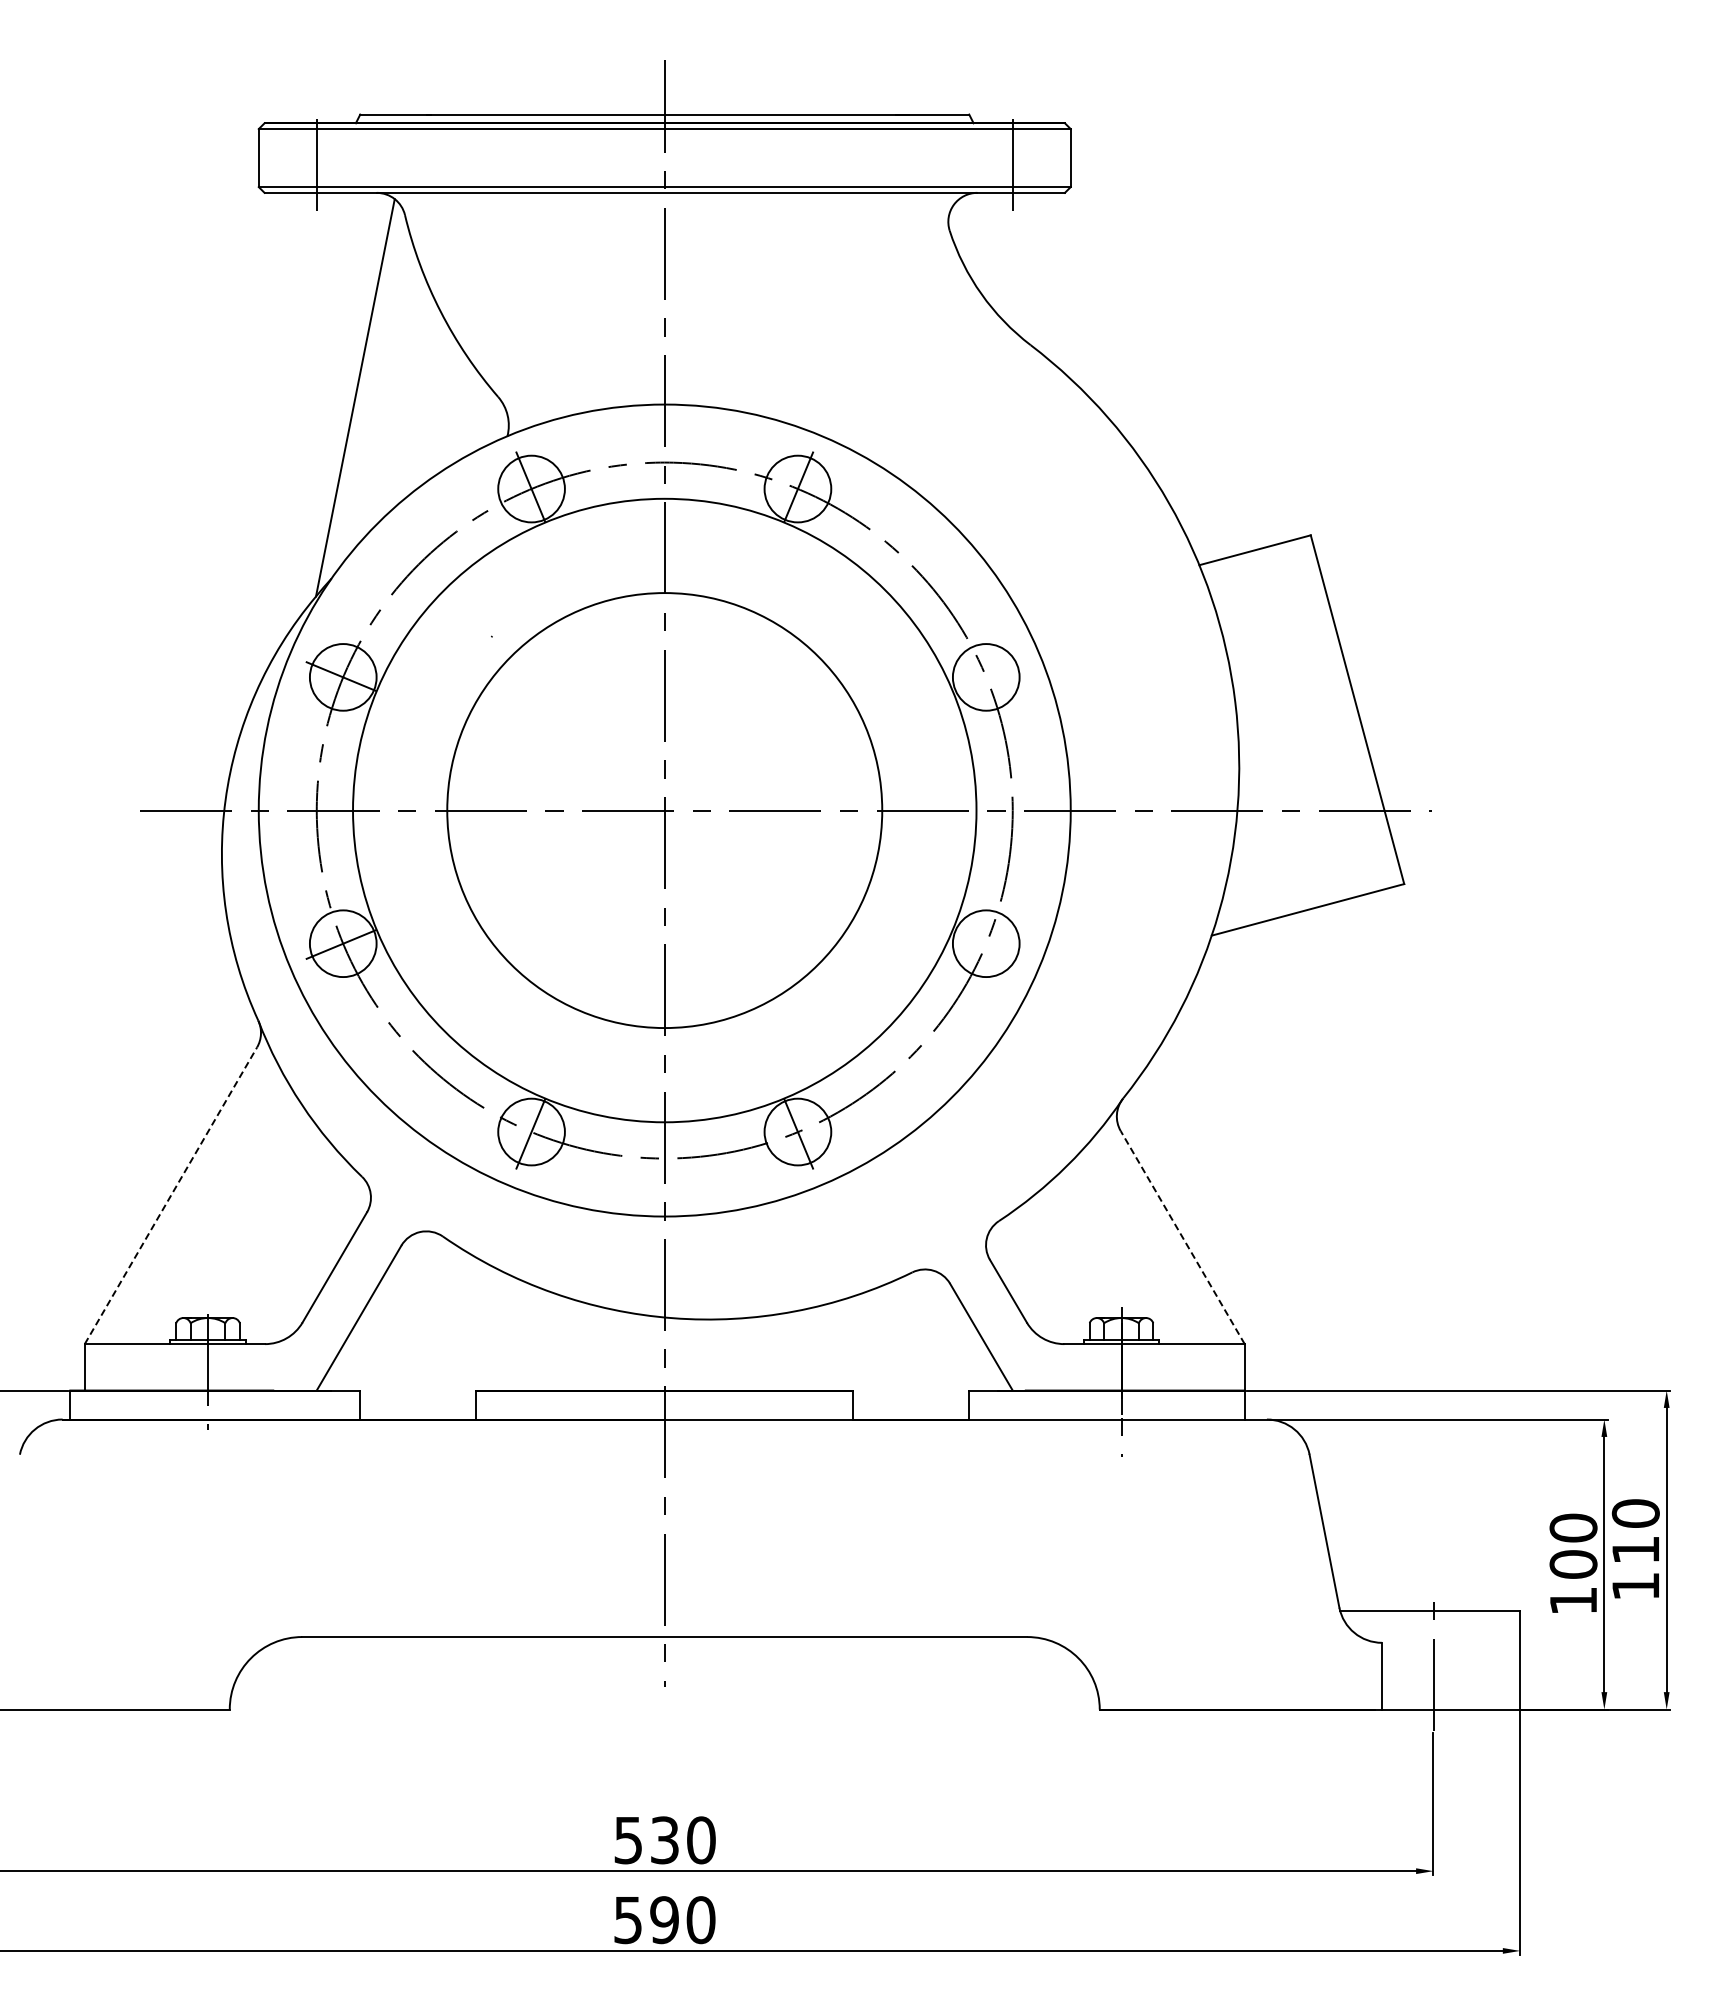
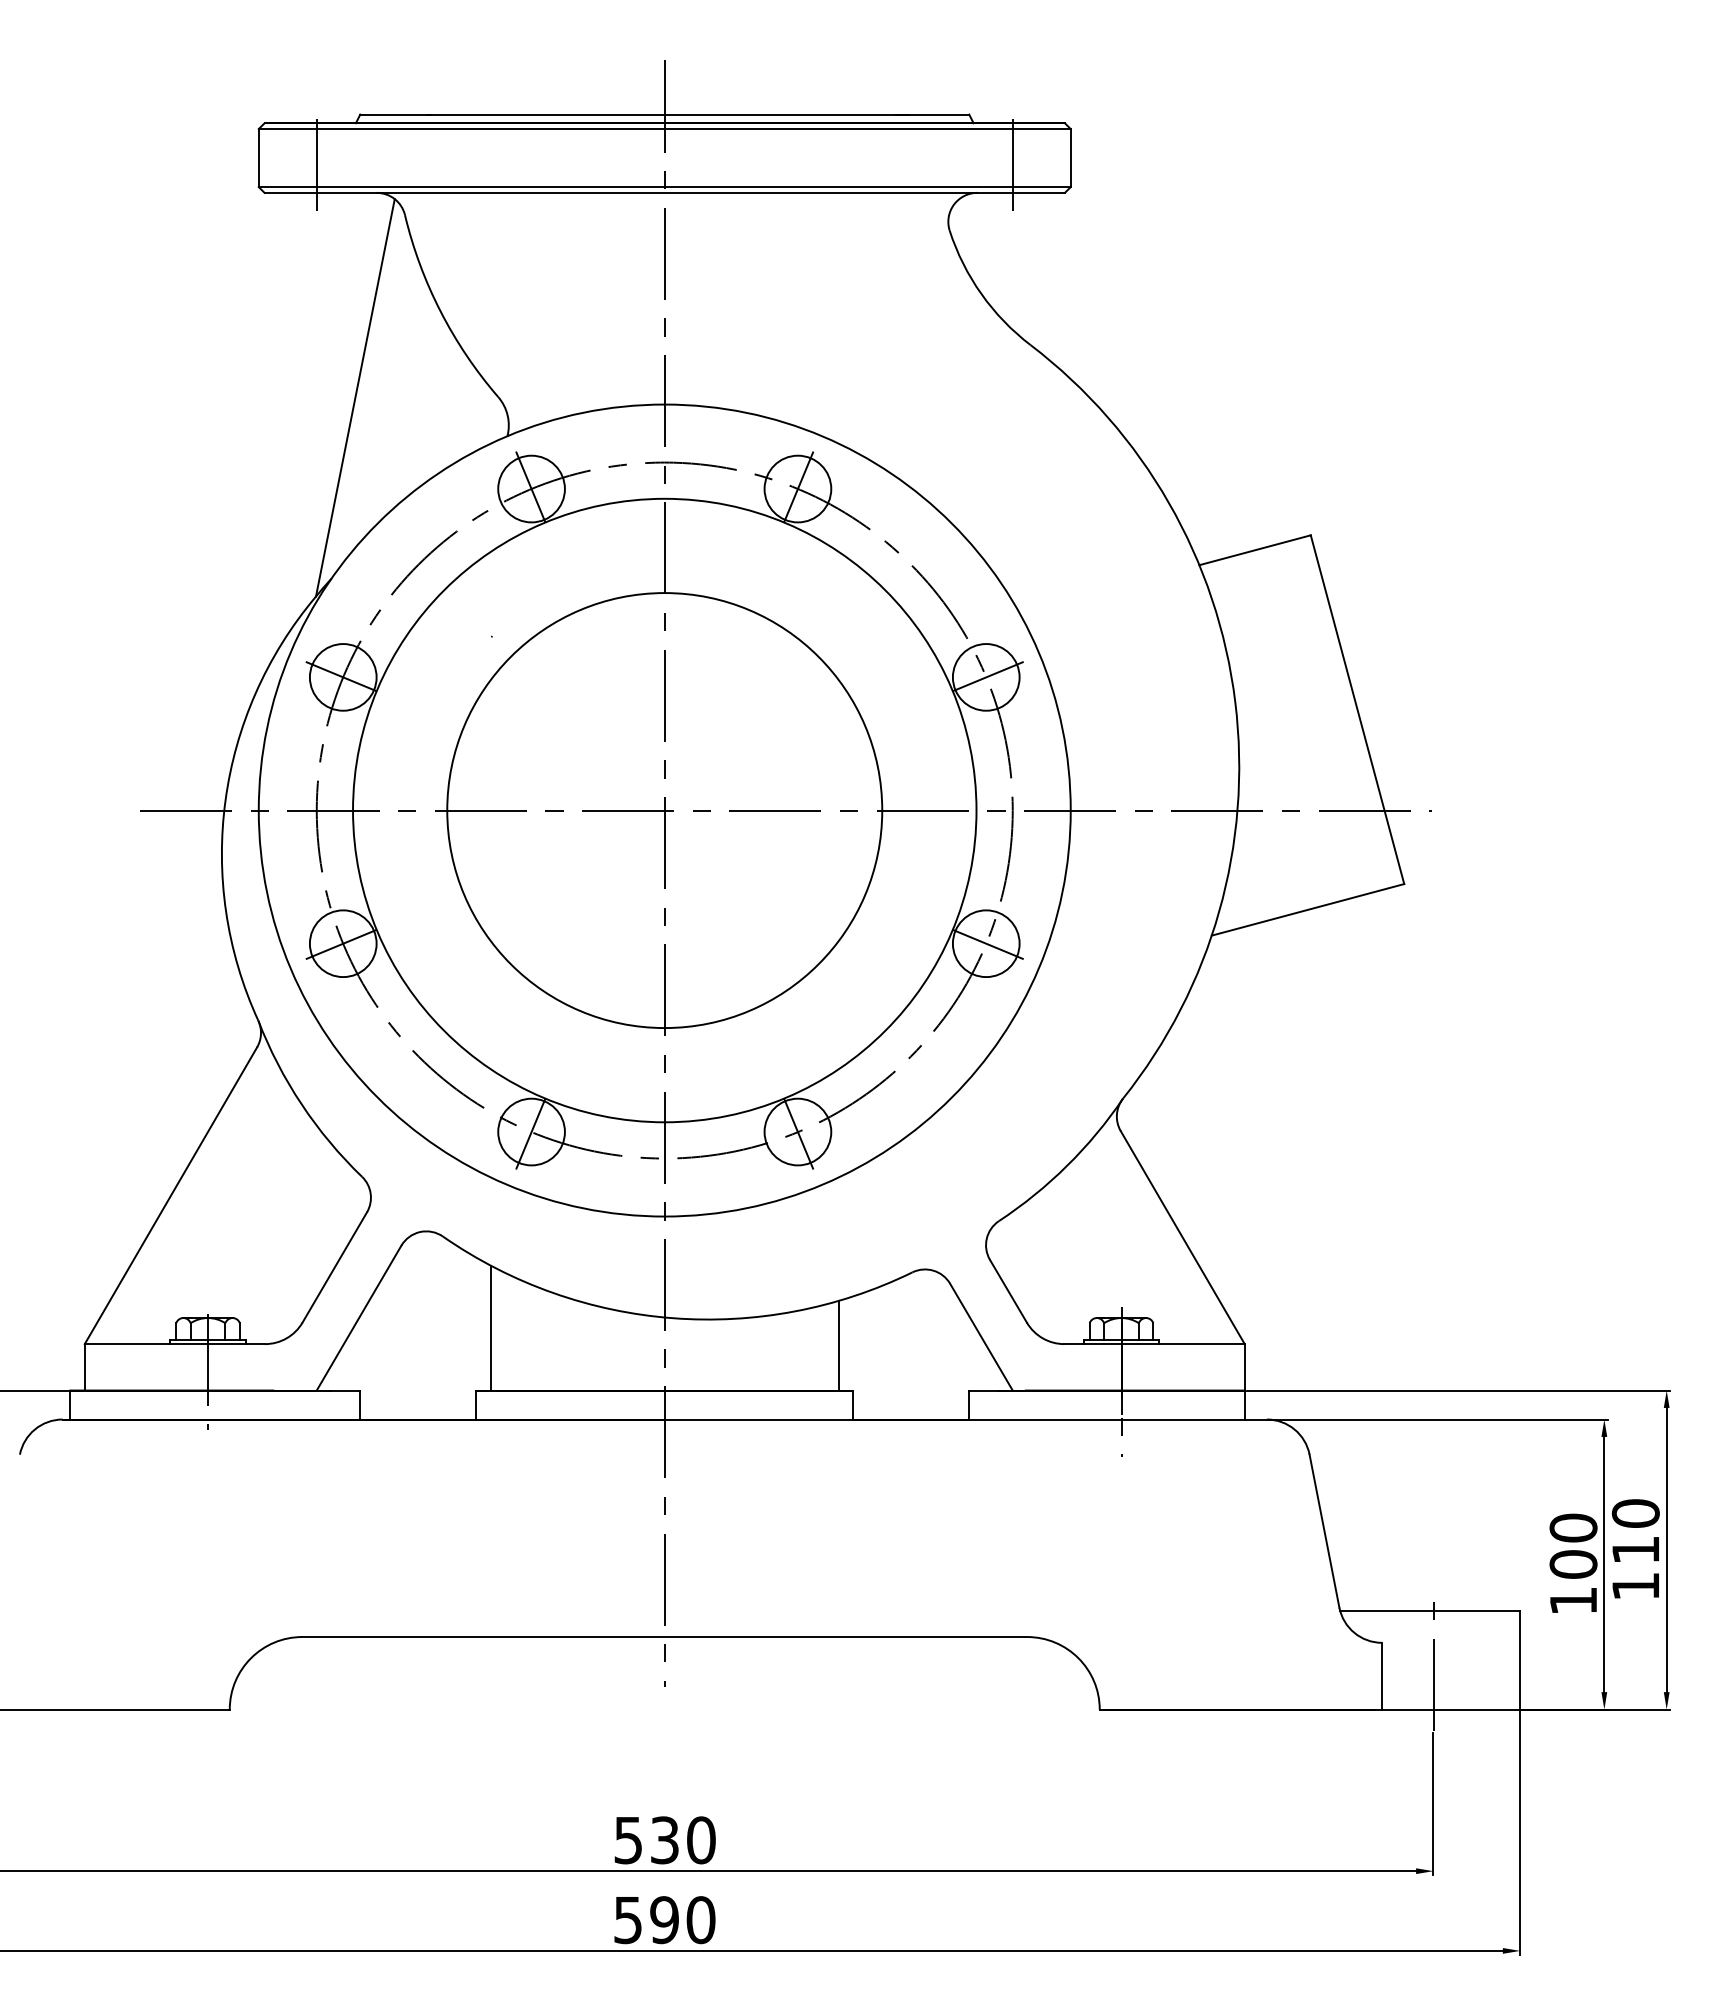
line: none -> present (987, 676)
line: none -> present (987, 944)
line: dashed -> solid (170, 1195)
line: dashed -> solid (1182, 1237)
line: none -> present (490, 1327)
line: none -> present (838, 1345)
